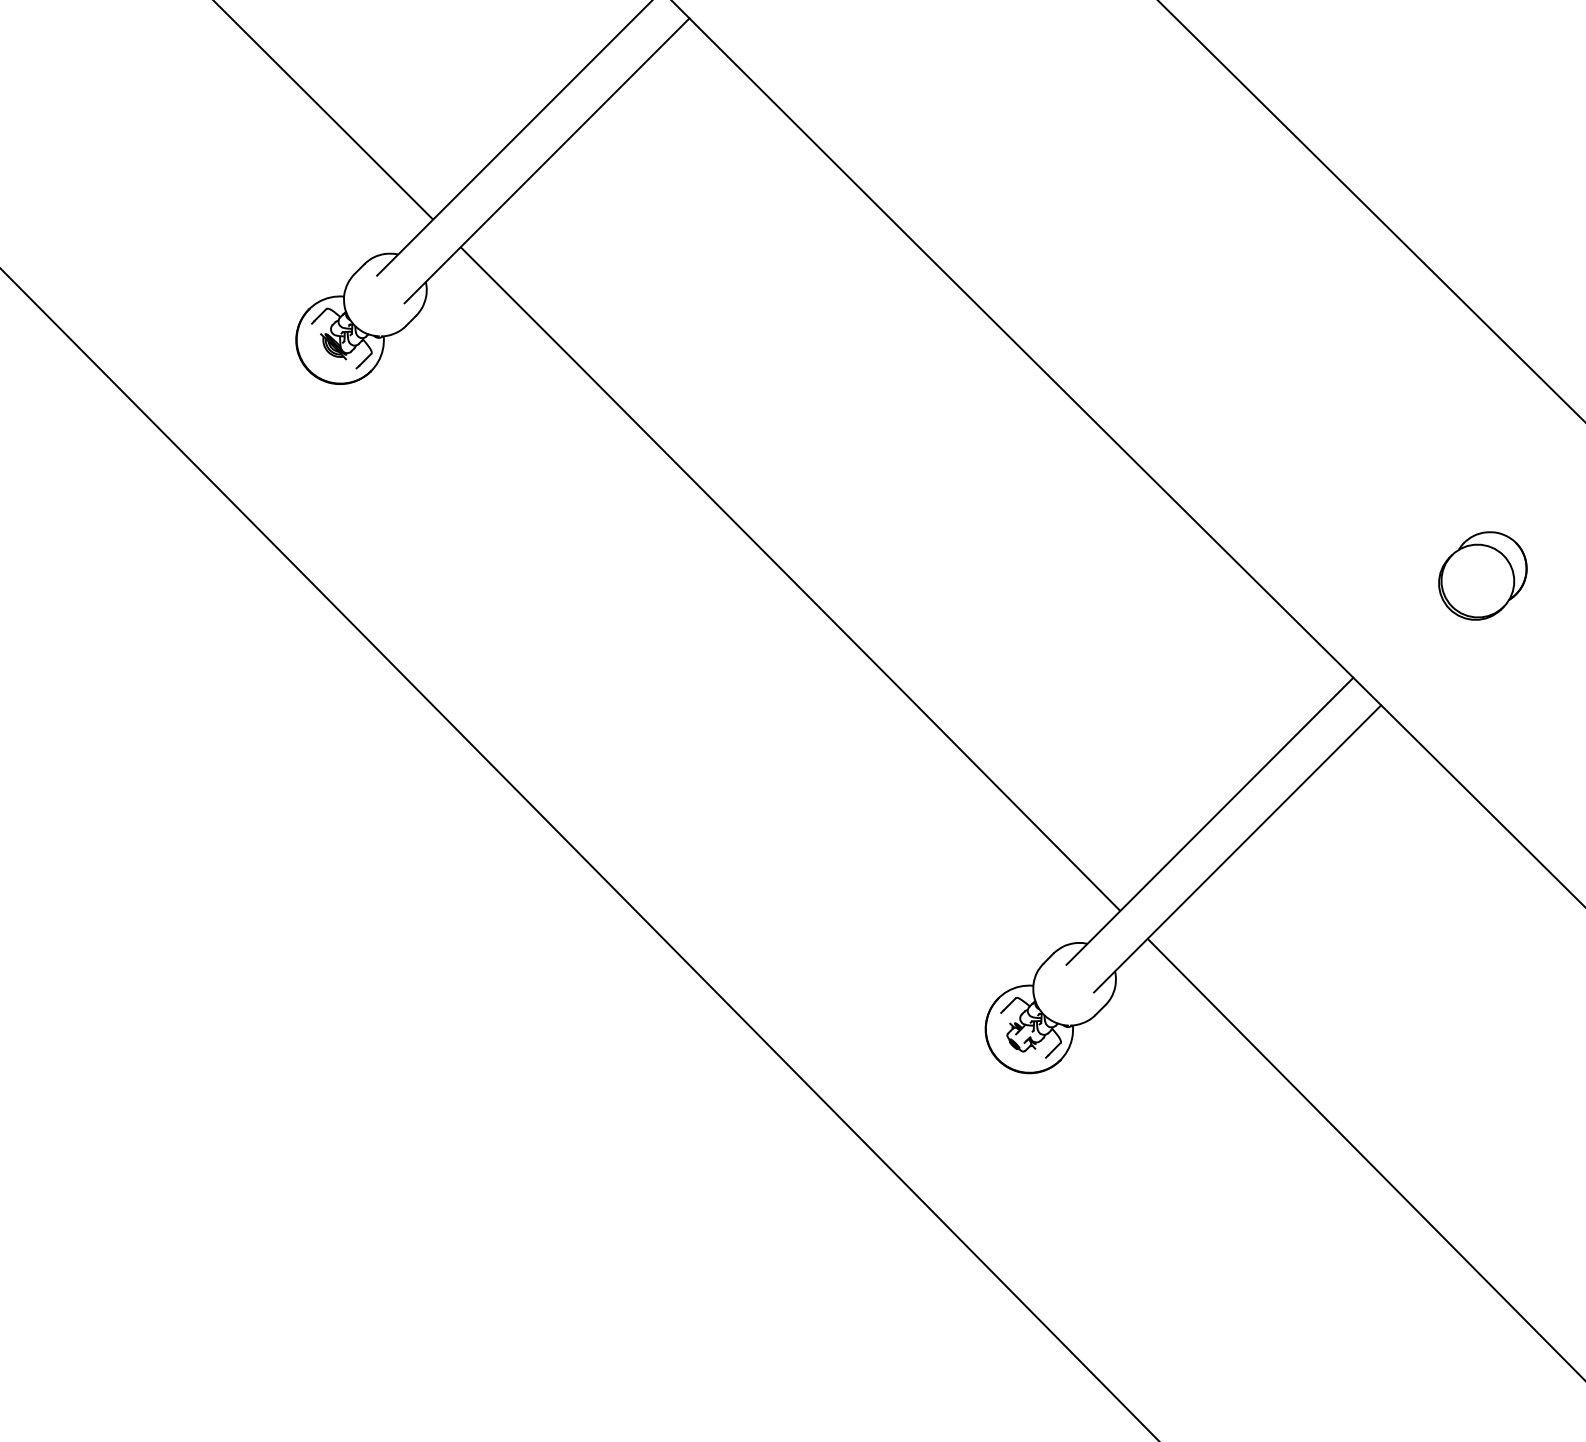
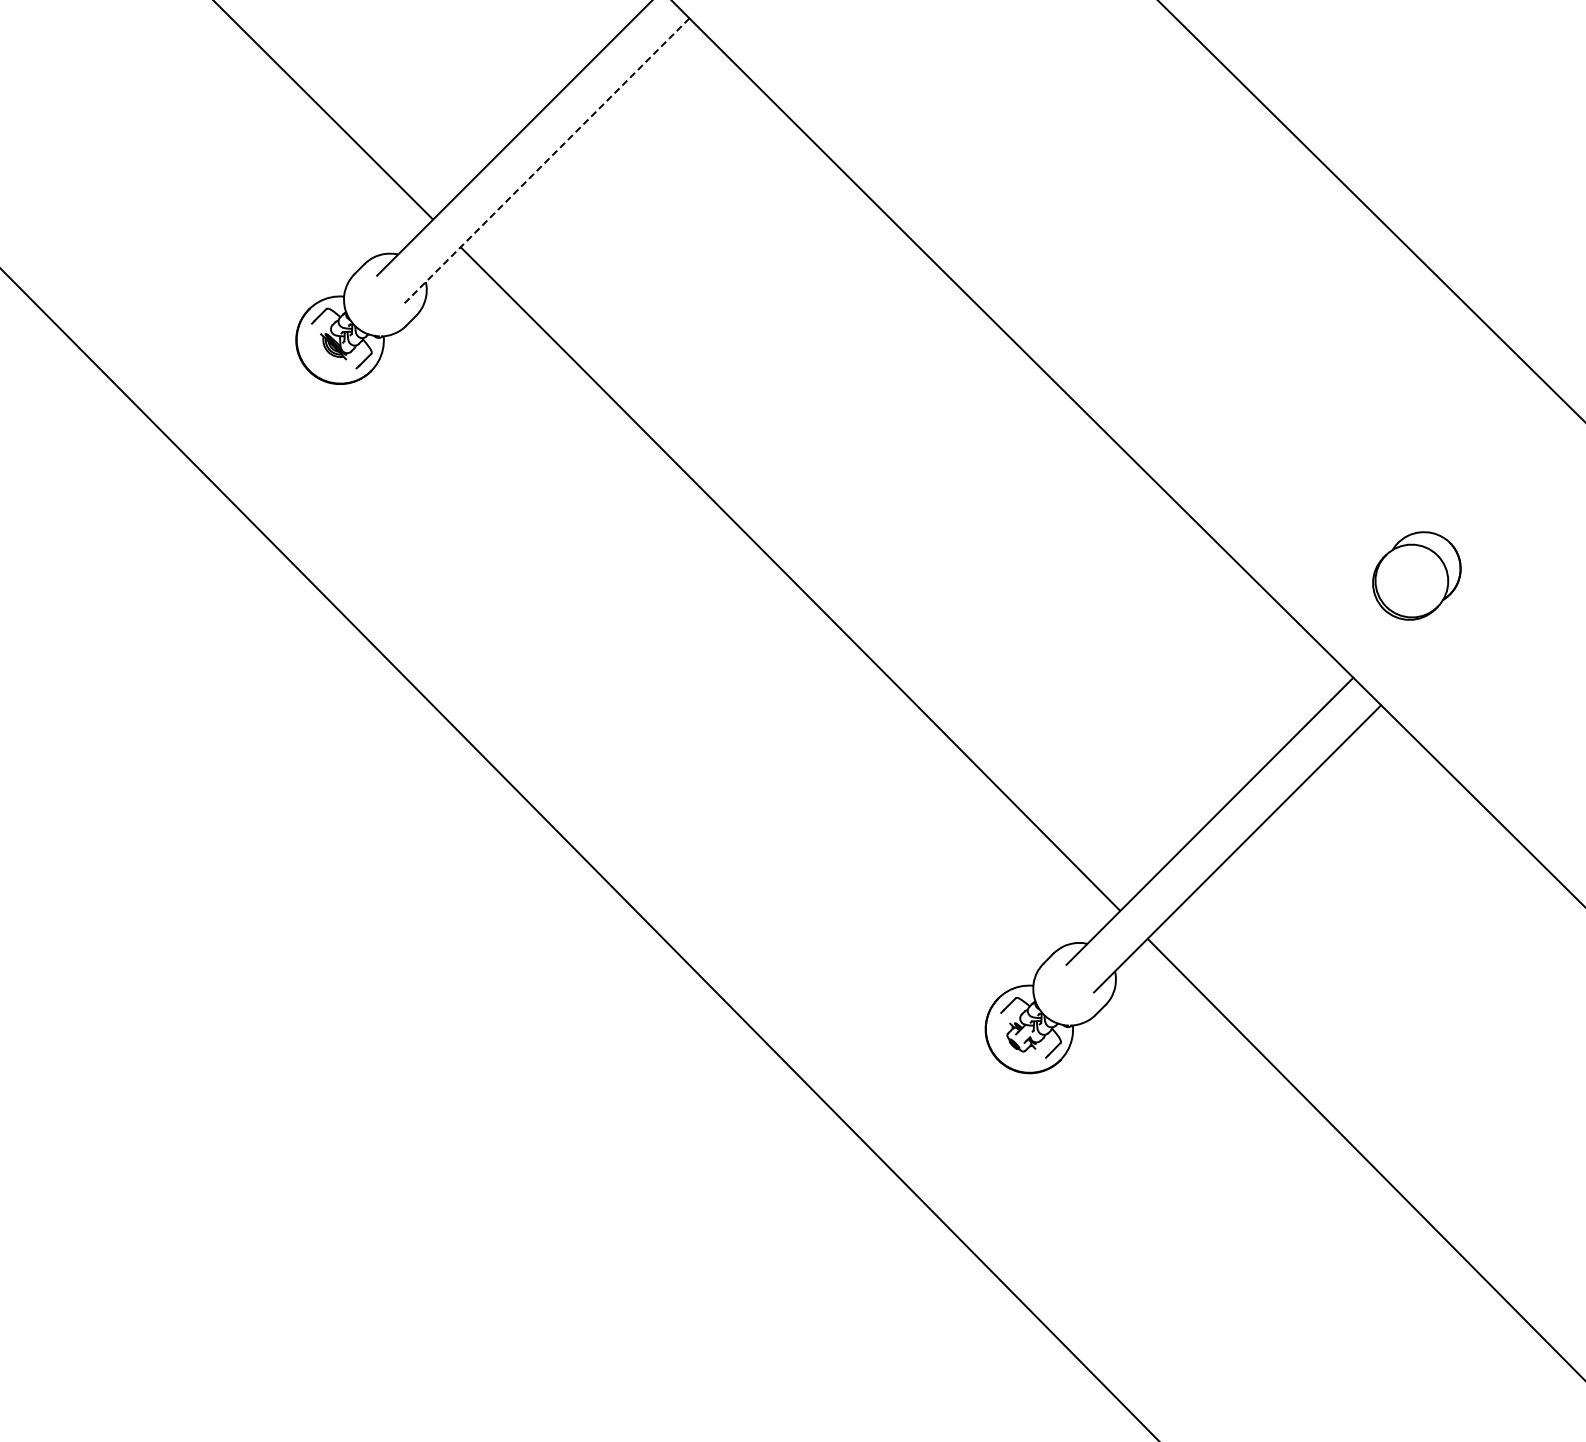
line: solid -> dashed (546, 161)
part position: (1482, 575) -> (1416, 575) (1416, 575)
